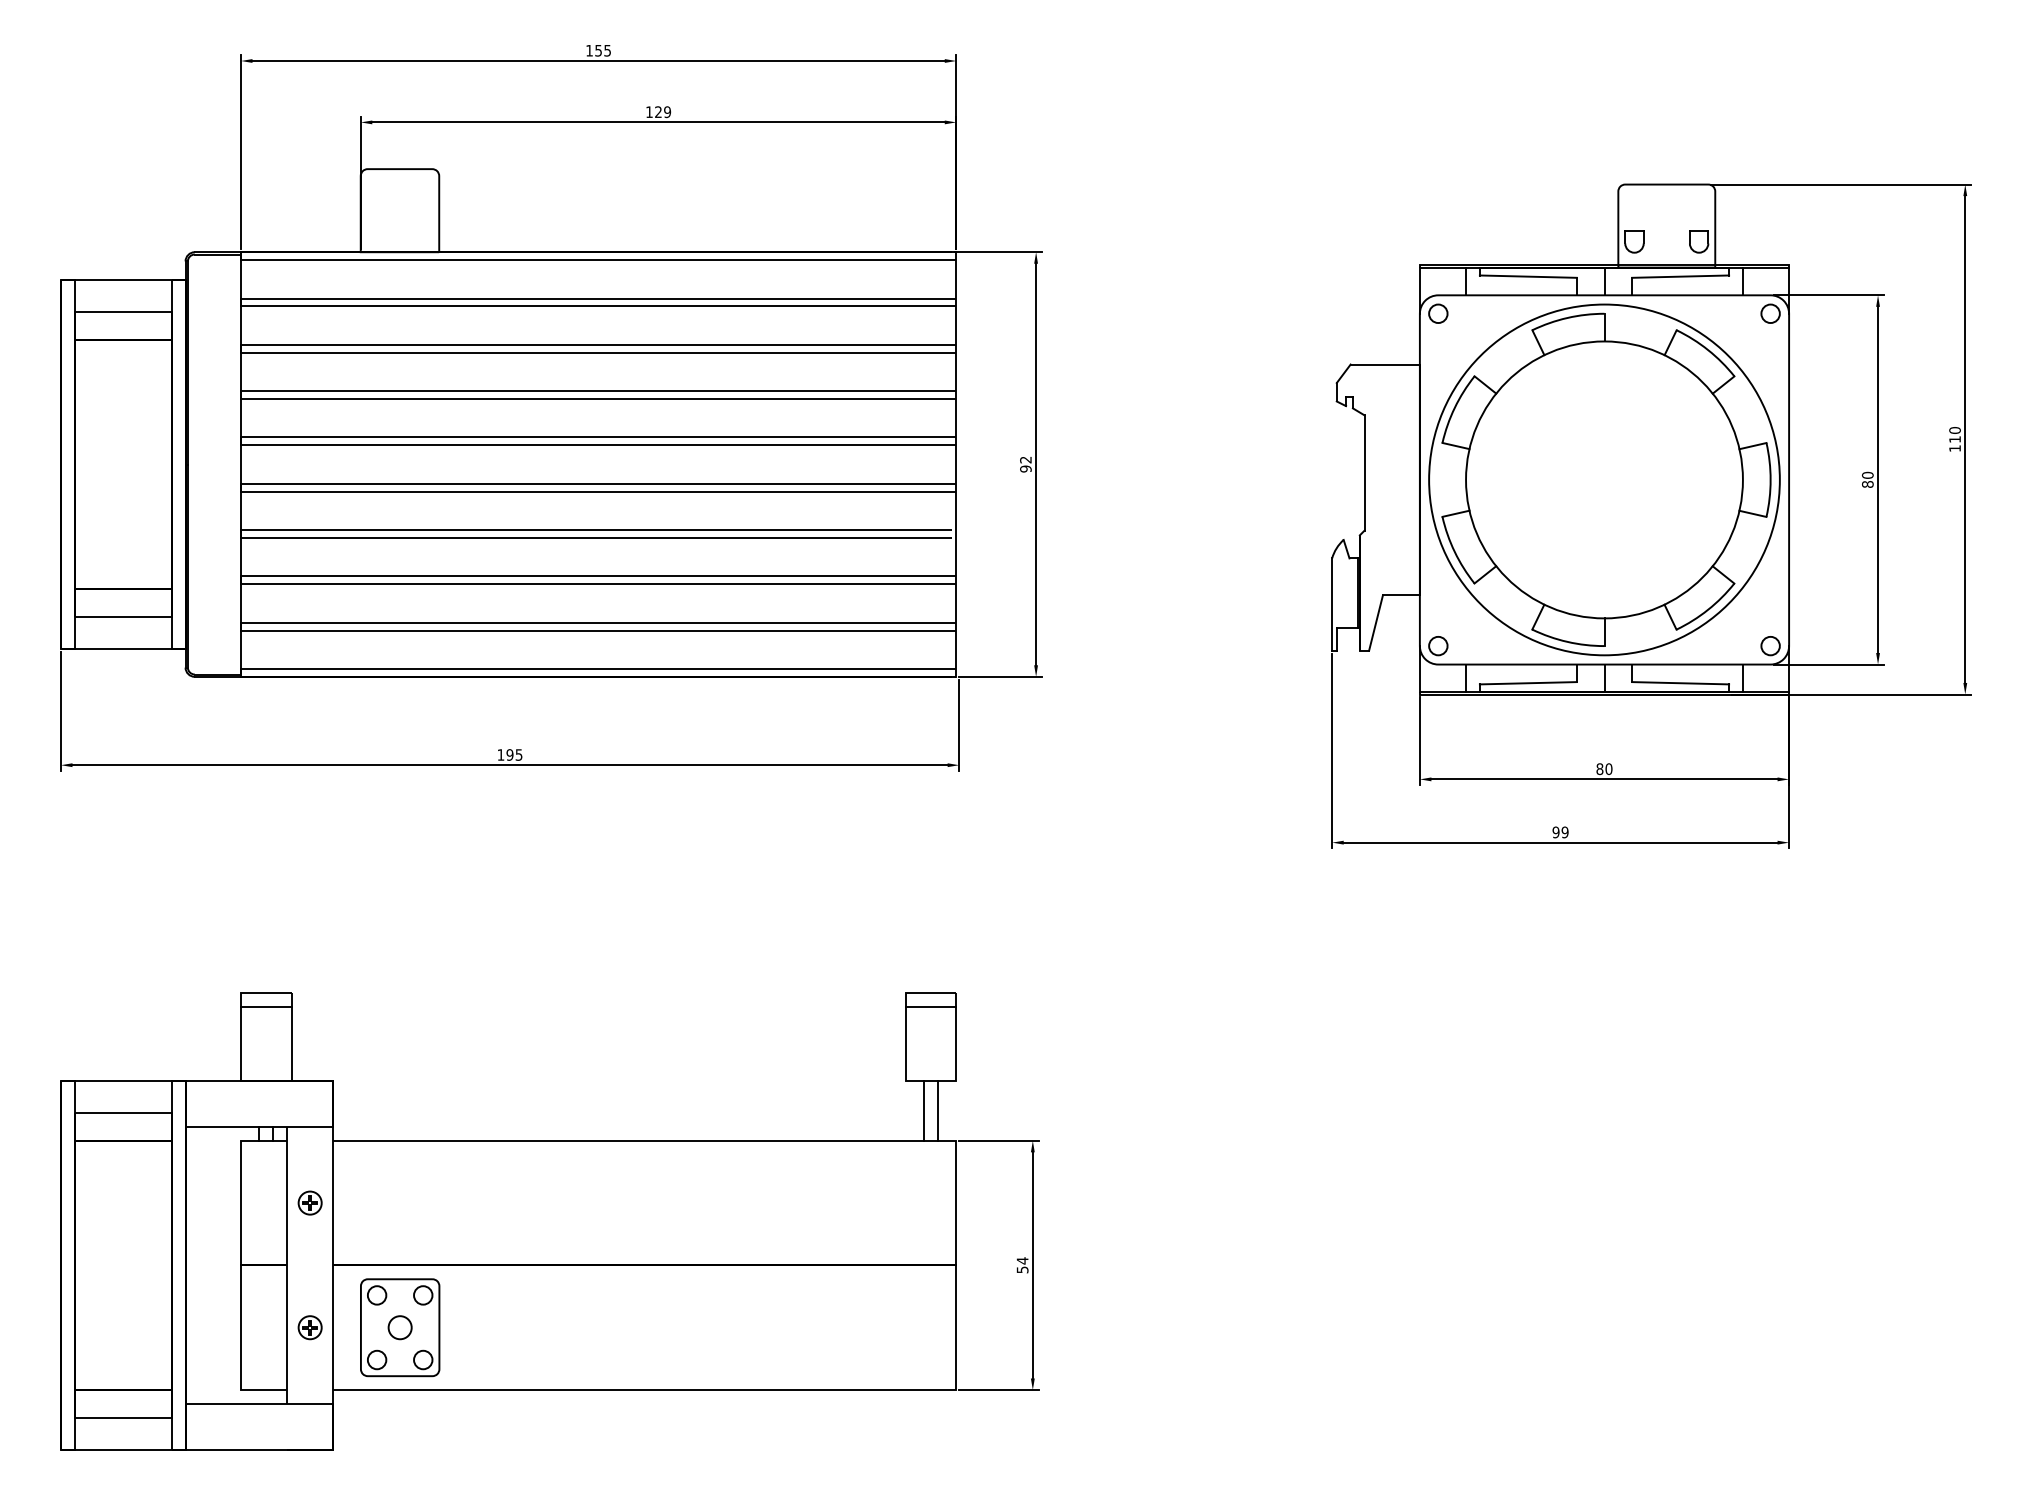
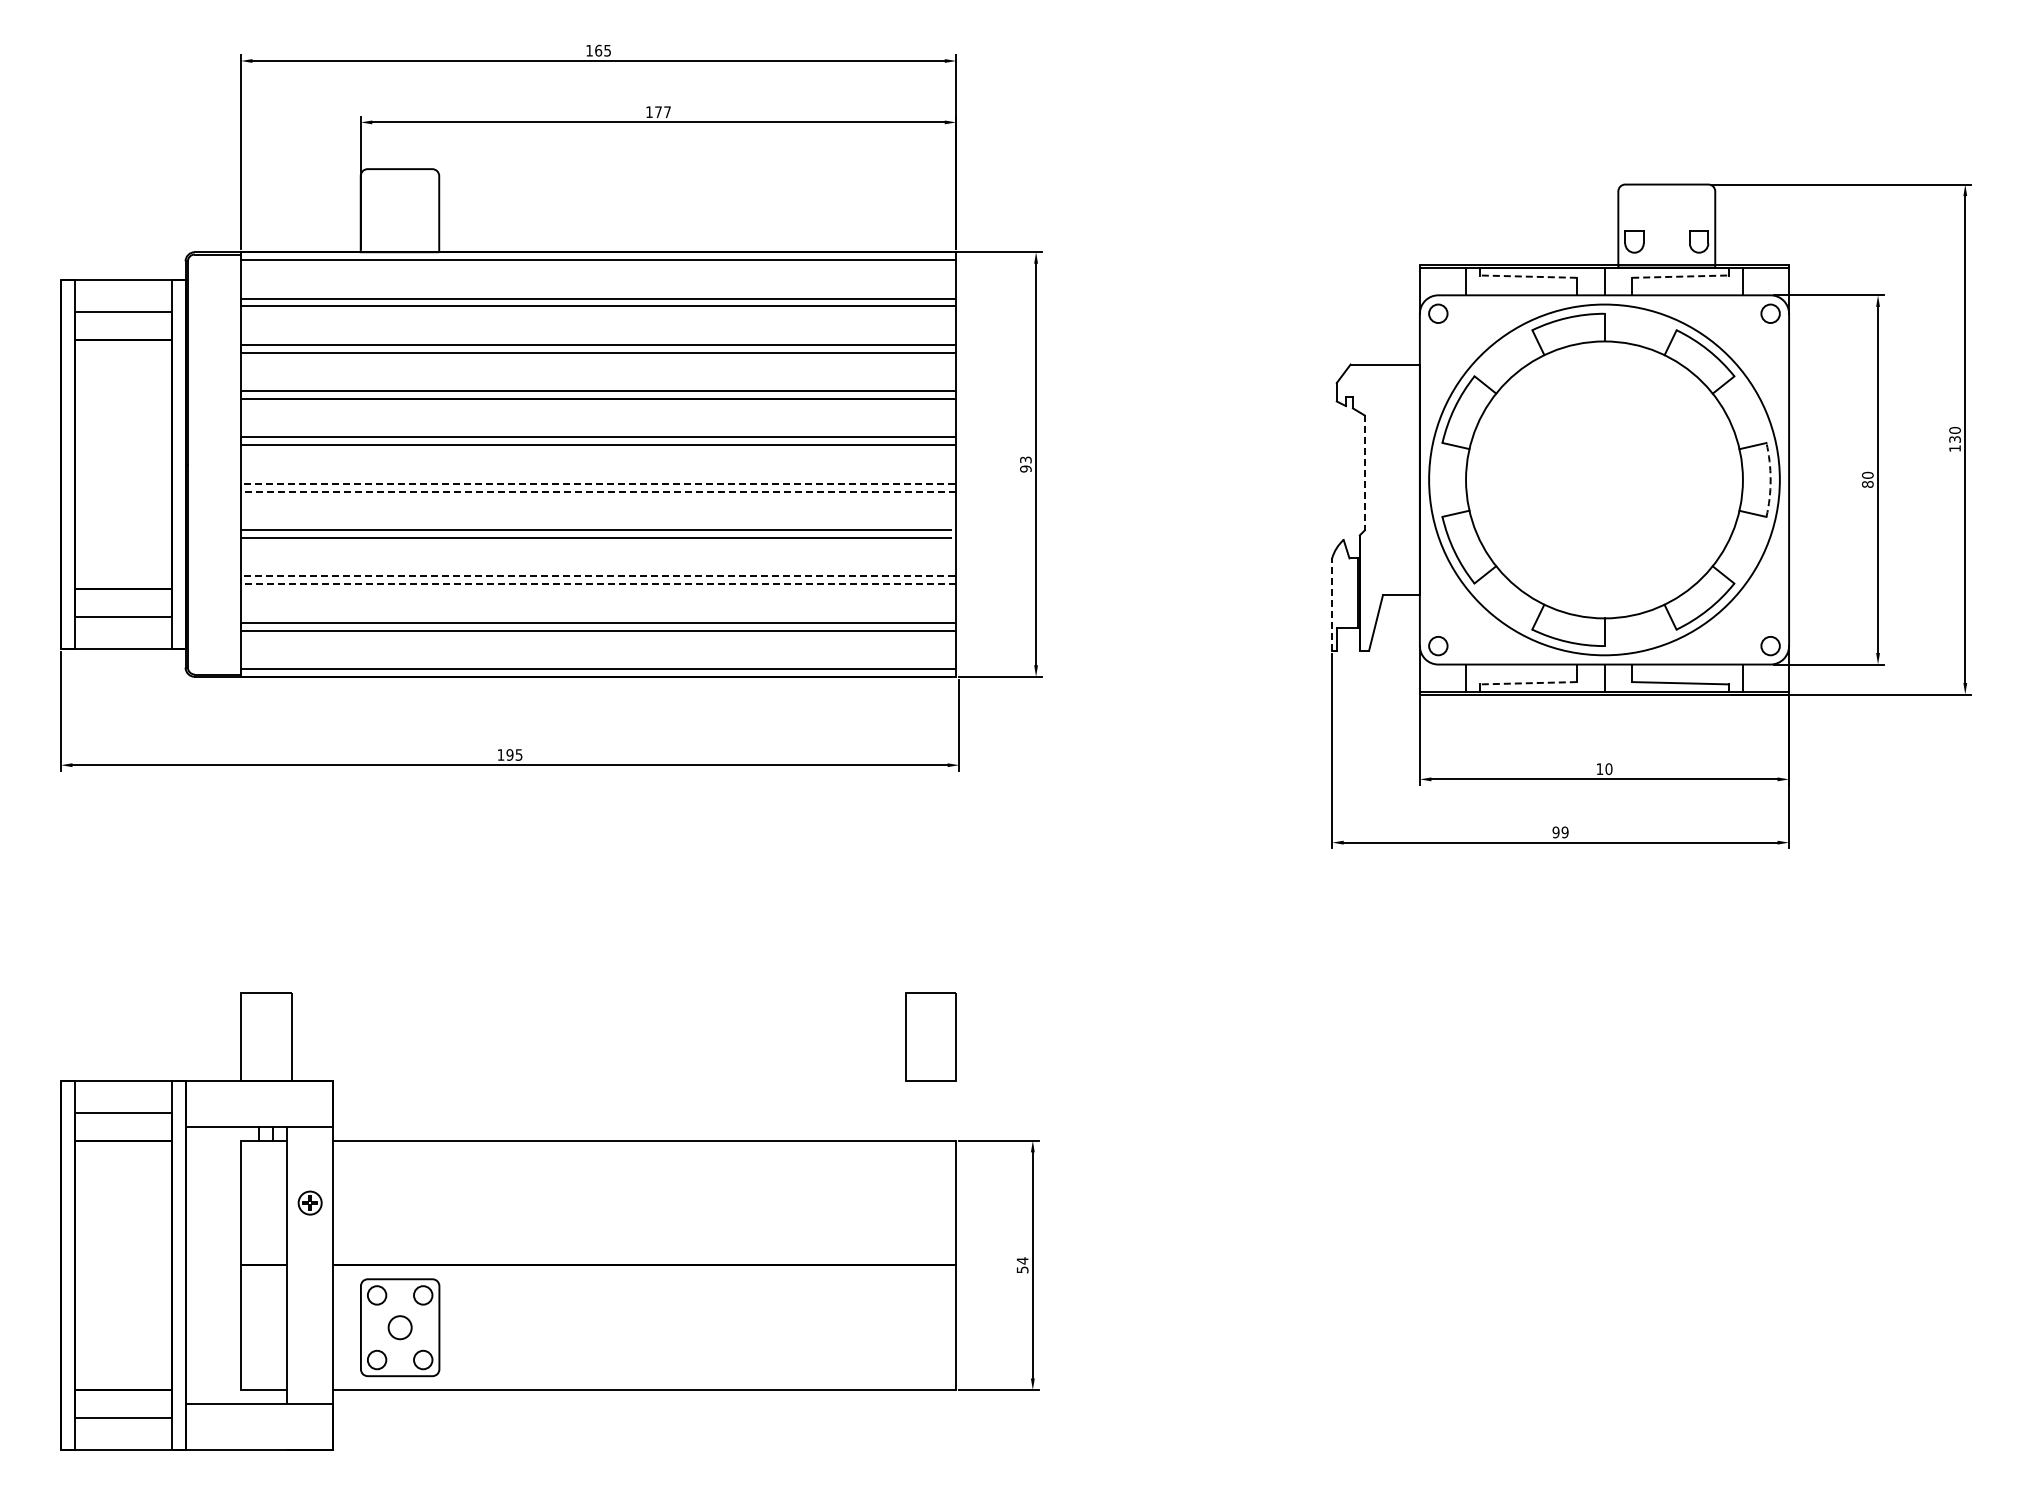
text: 155 -> 165 (598, 50)
text: 129 -> 177 (663, 112)
line: solid -> dashed (1527, 276)
line: solid -> dashed (1681, 276)
text: 110 -> 130 (1954, 439)
text: 92 -> 93 (1025, 459)
line: solid -> dashed (1364, 473)
arc: solid -> dashed (1770, 479)
line: solid -> dashed (240, 487)
line: solid -> dashed (240, 580)
line: solid -> dashed (1332, 604)
line: solid -> dashed (1527, 683)
text: 80 -> 10 (1599, 769)
line: present -> none (265, 1006)
line: present -> none (930, 1006)
line: present -> none (924, 1110)
line: present -> none (937, 1110)
part: present -> none (309, 1327)
